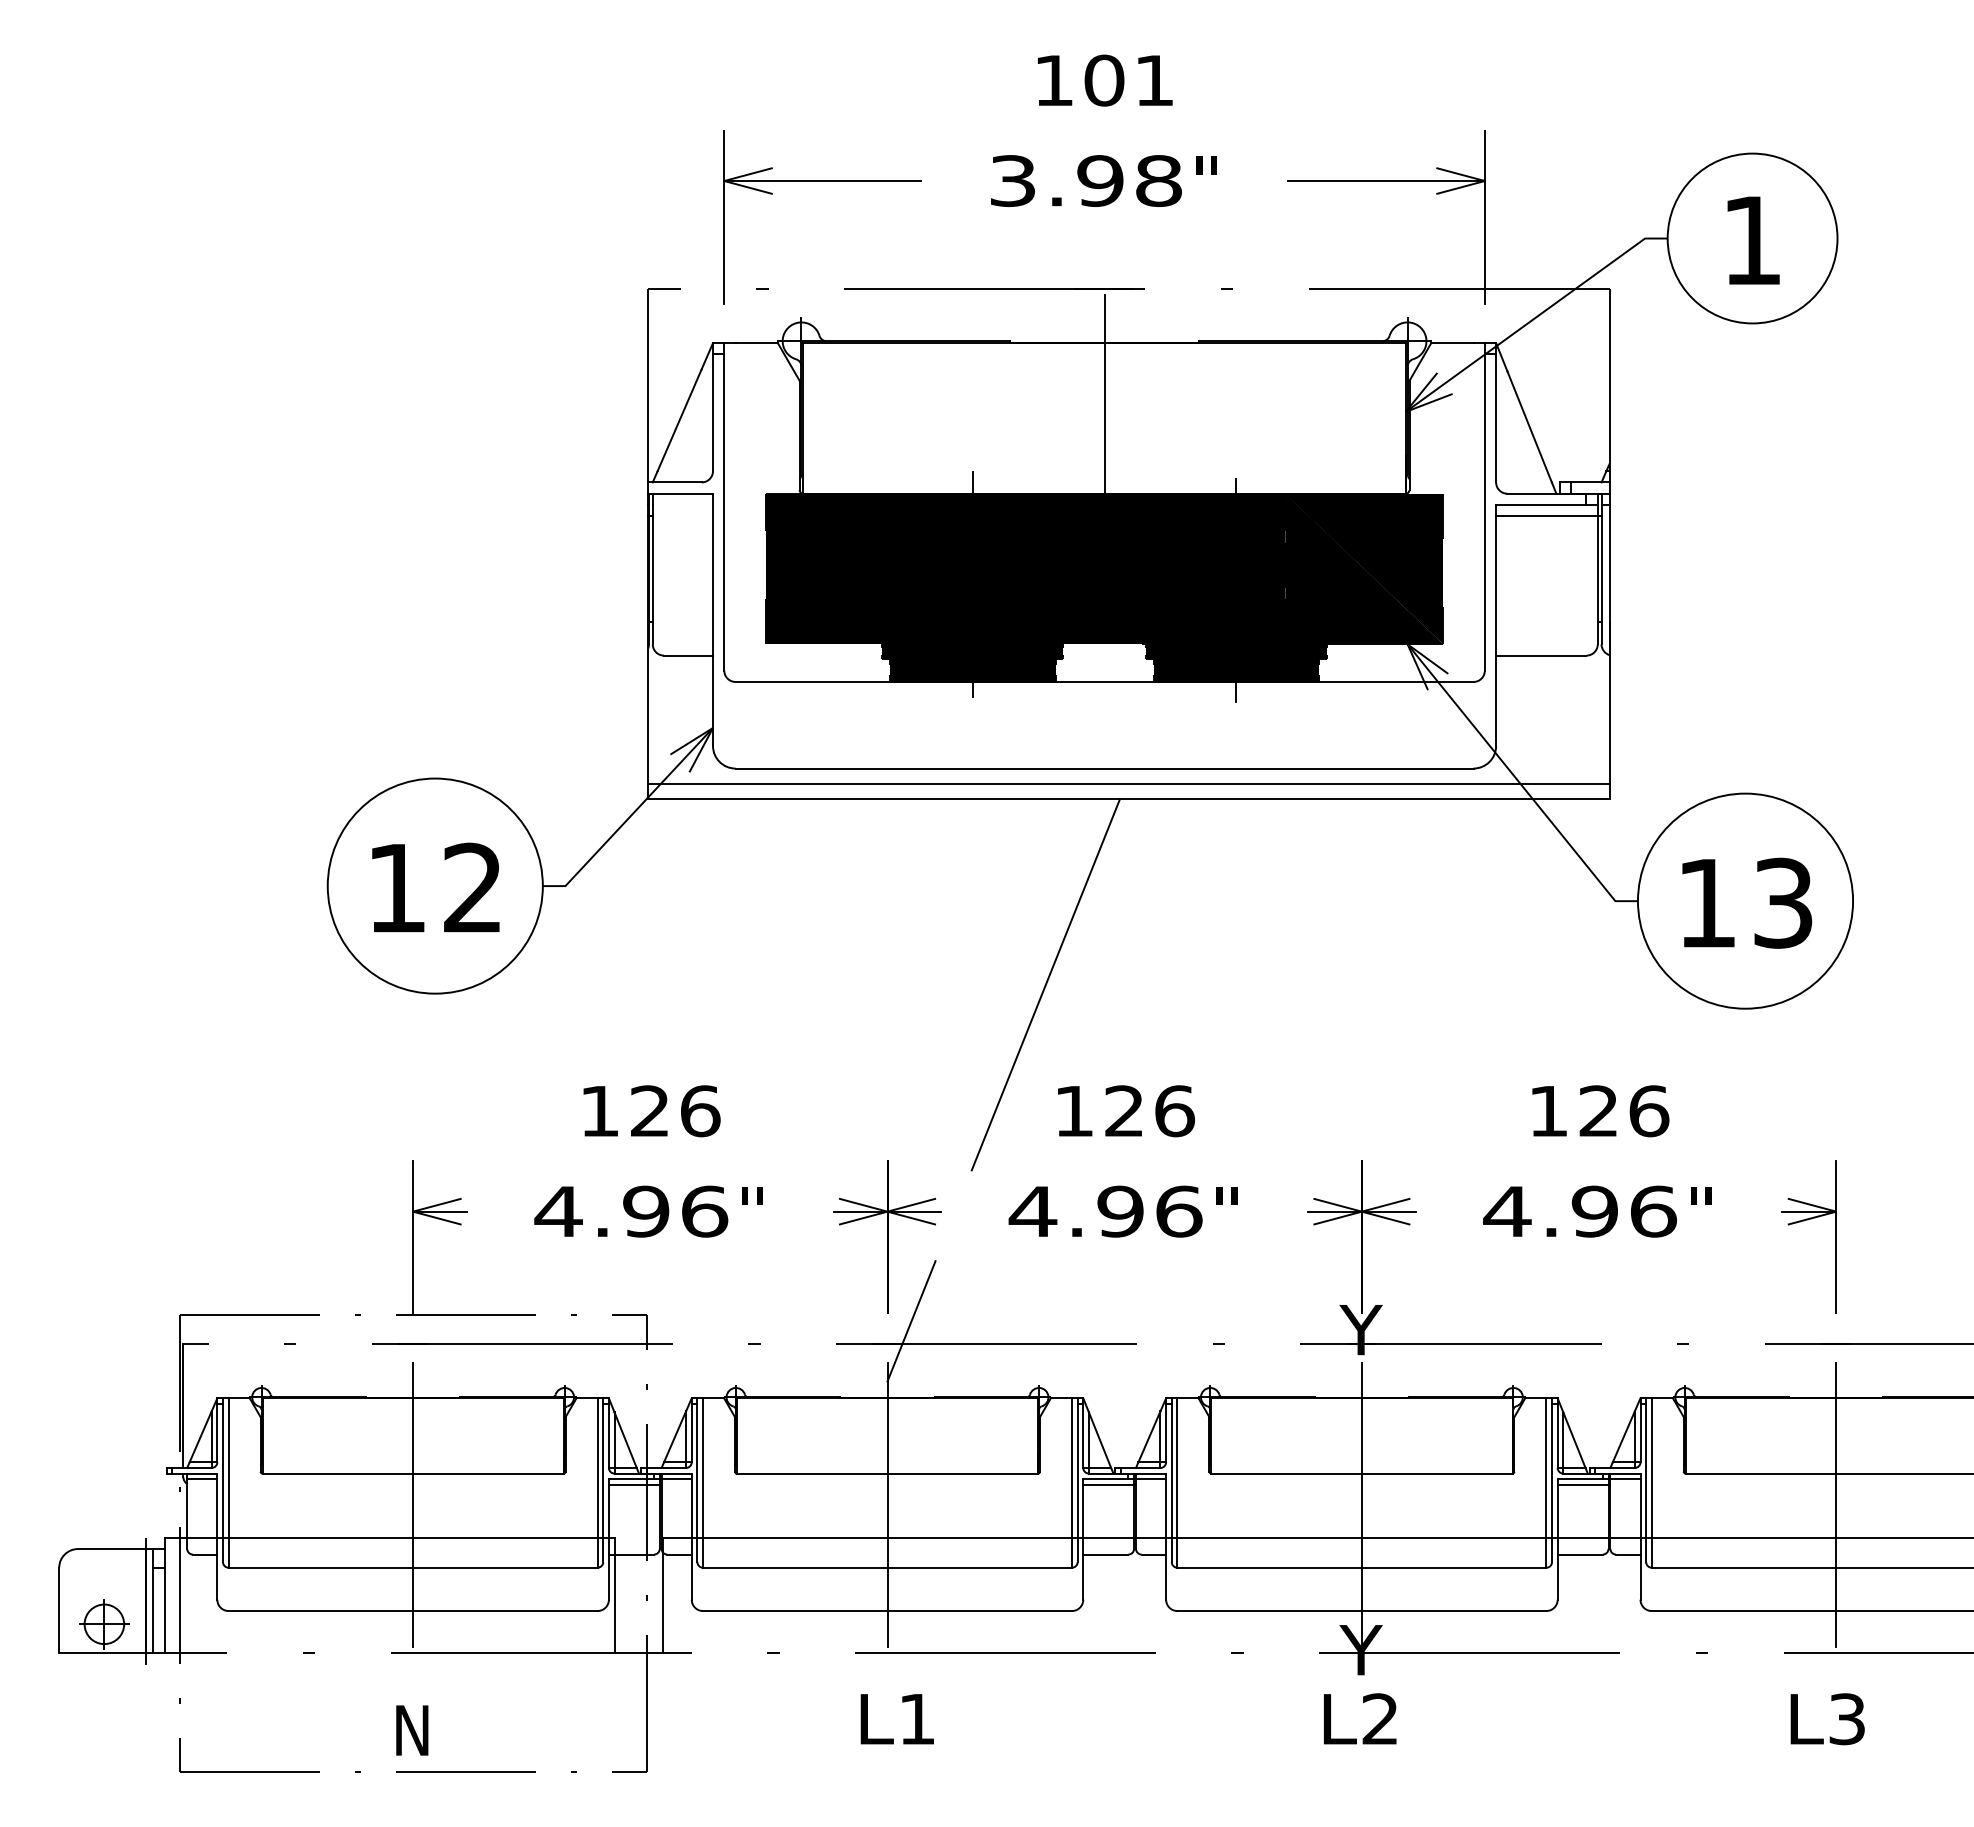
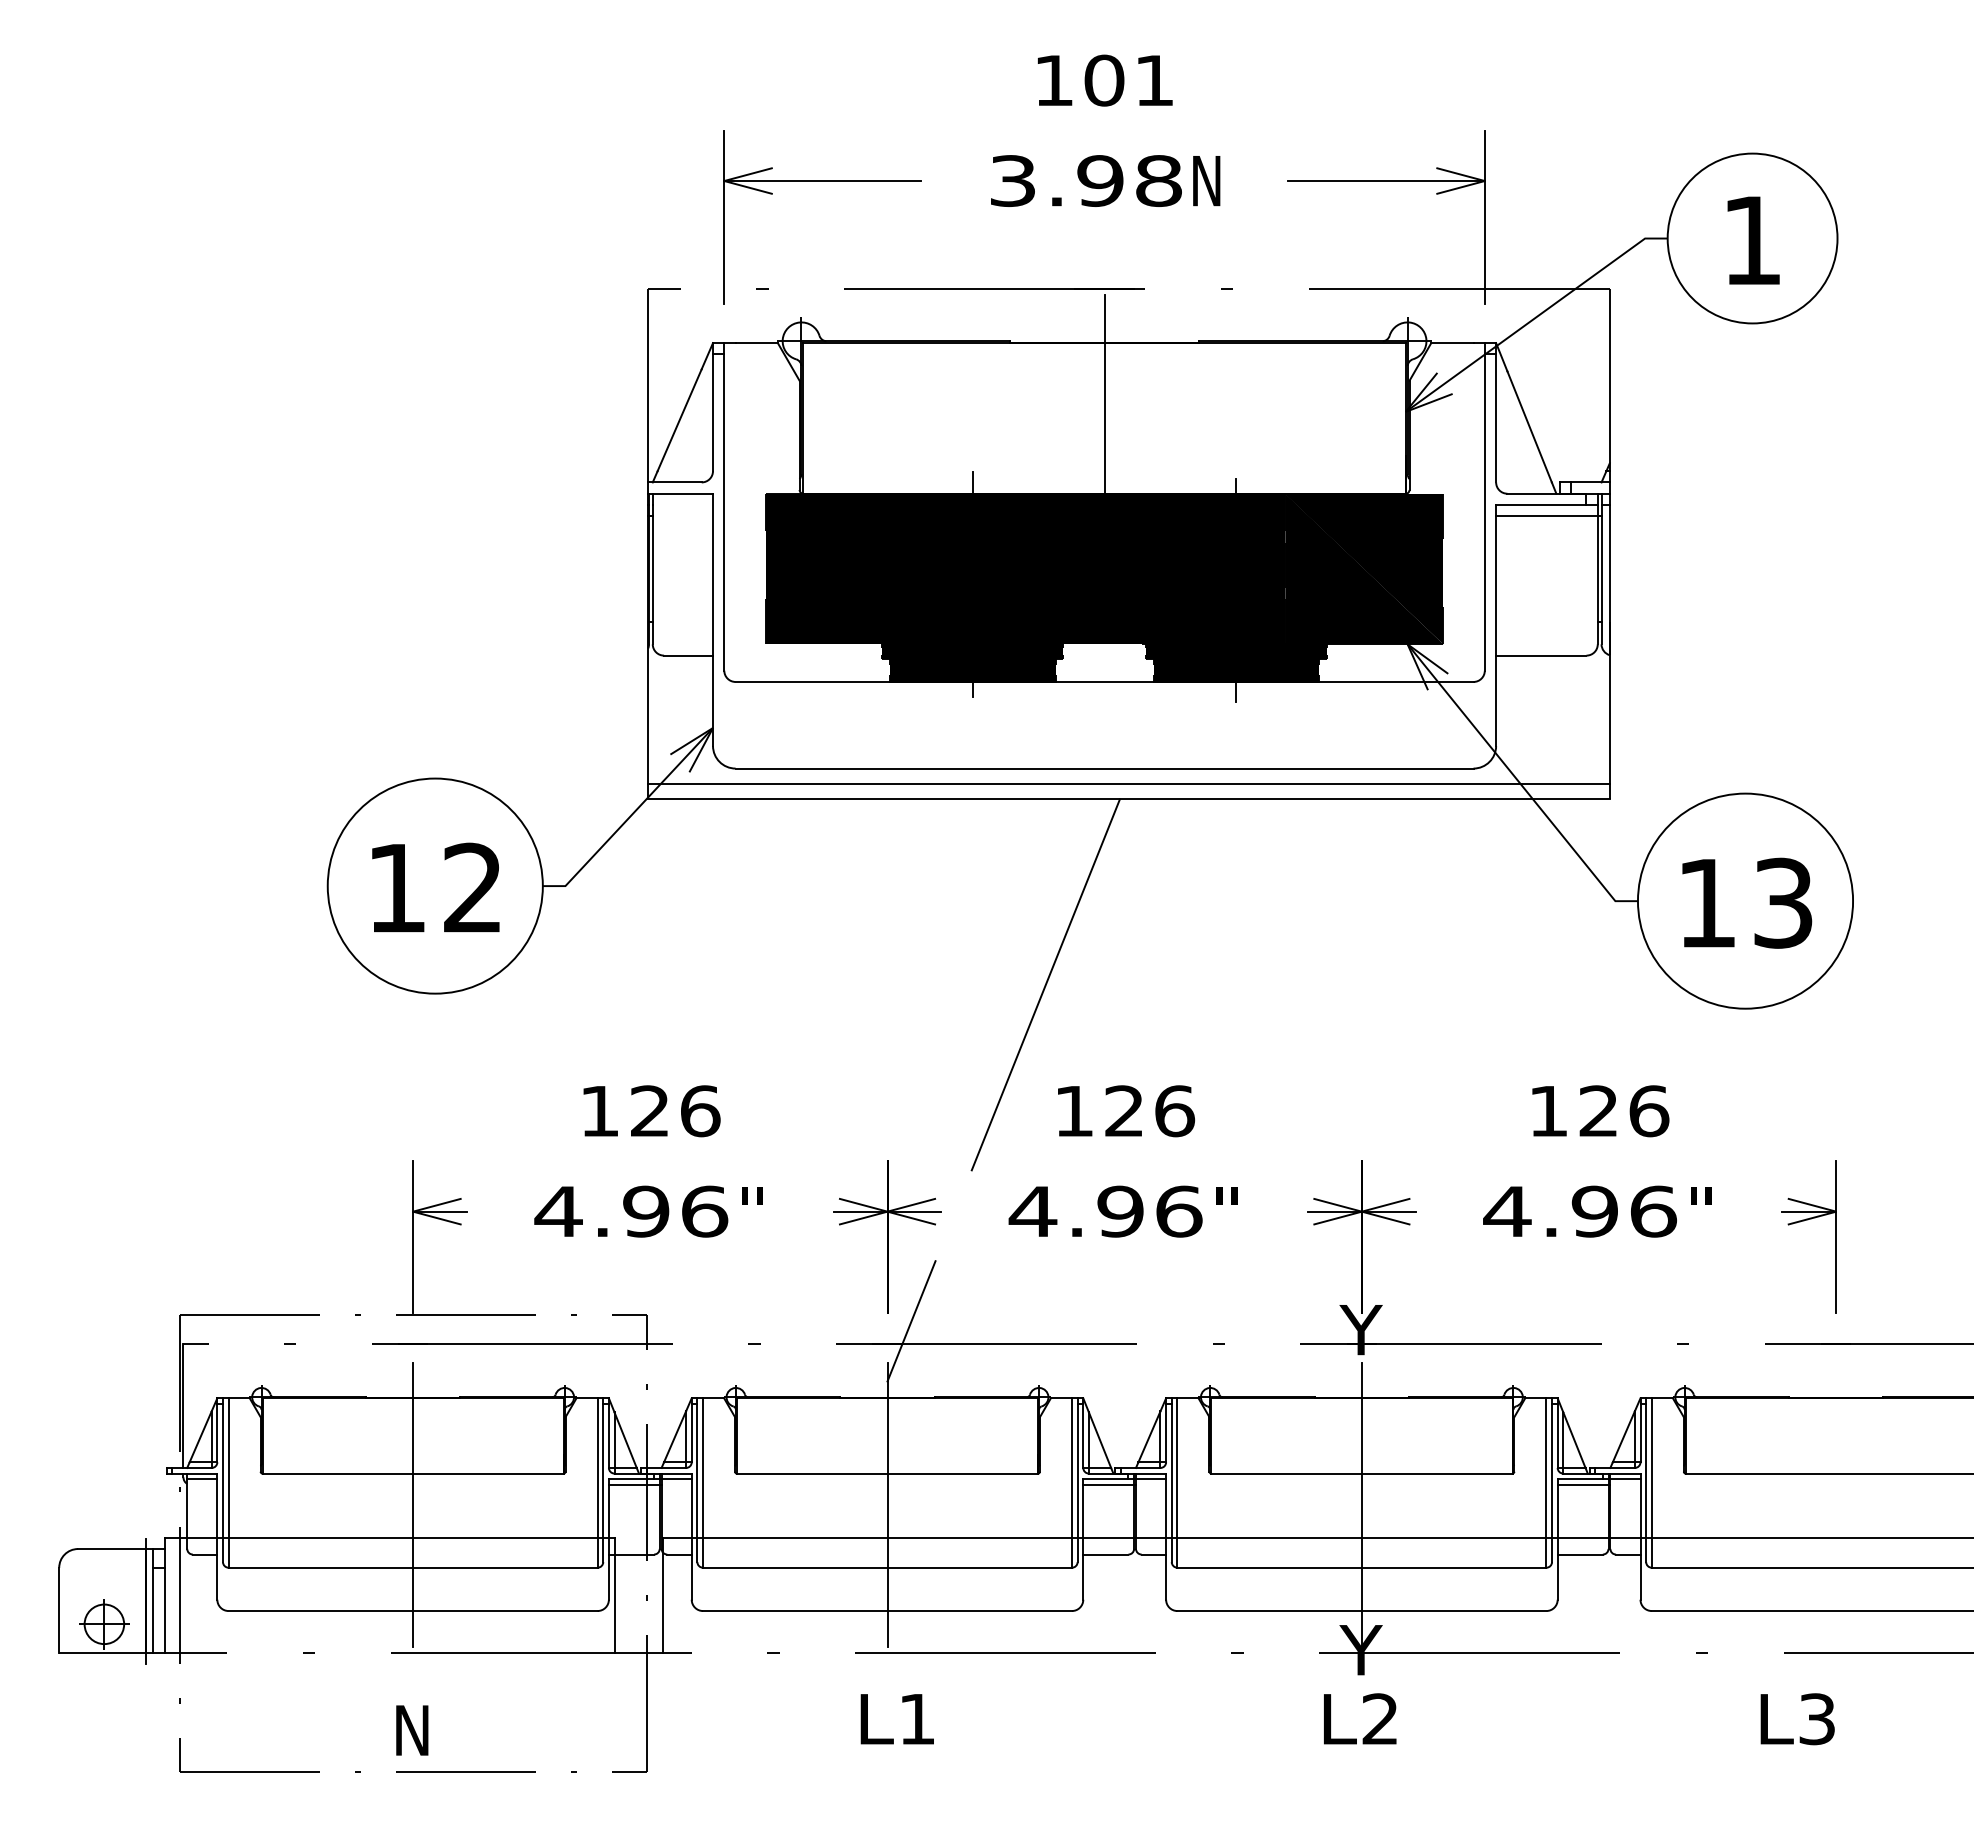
text: " -> N (1206, 181)
line: present -> none (1836, 1504)
text position: (1827, 1719) -> (1797, 1719) (1797, 1719)
